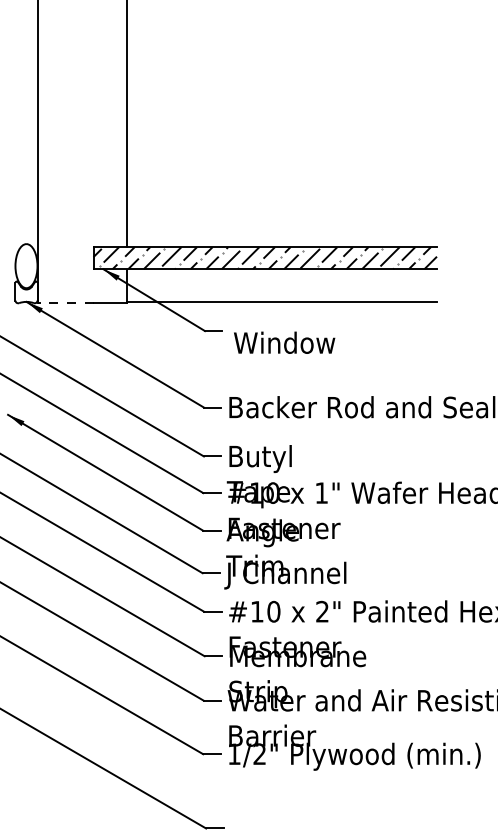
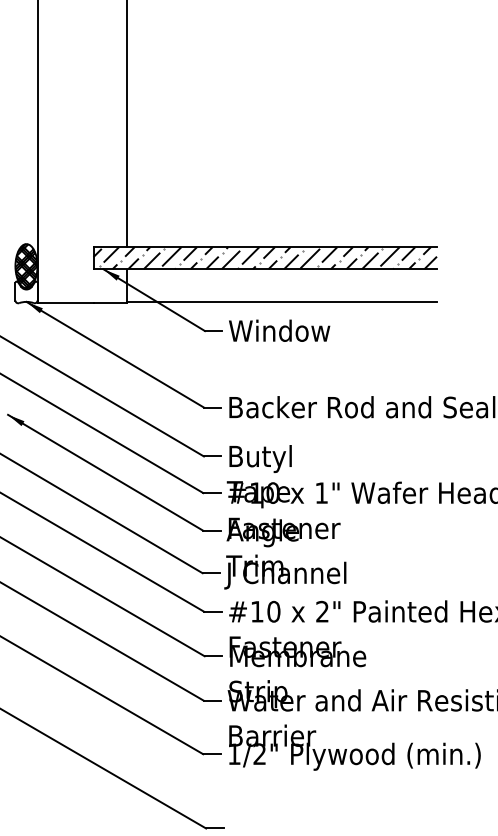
hatch: none -> present (26, 266)
line: dashed -> solid (65, 303)
text position: (284, 342) -> (279, 330) (279, 330)
